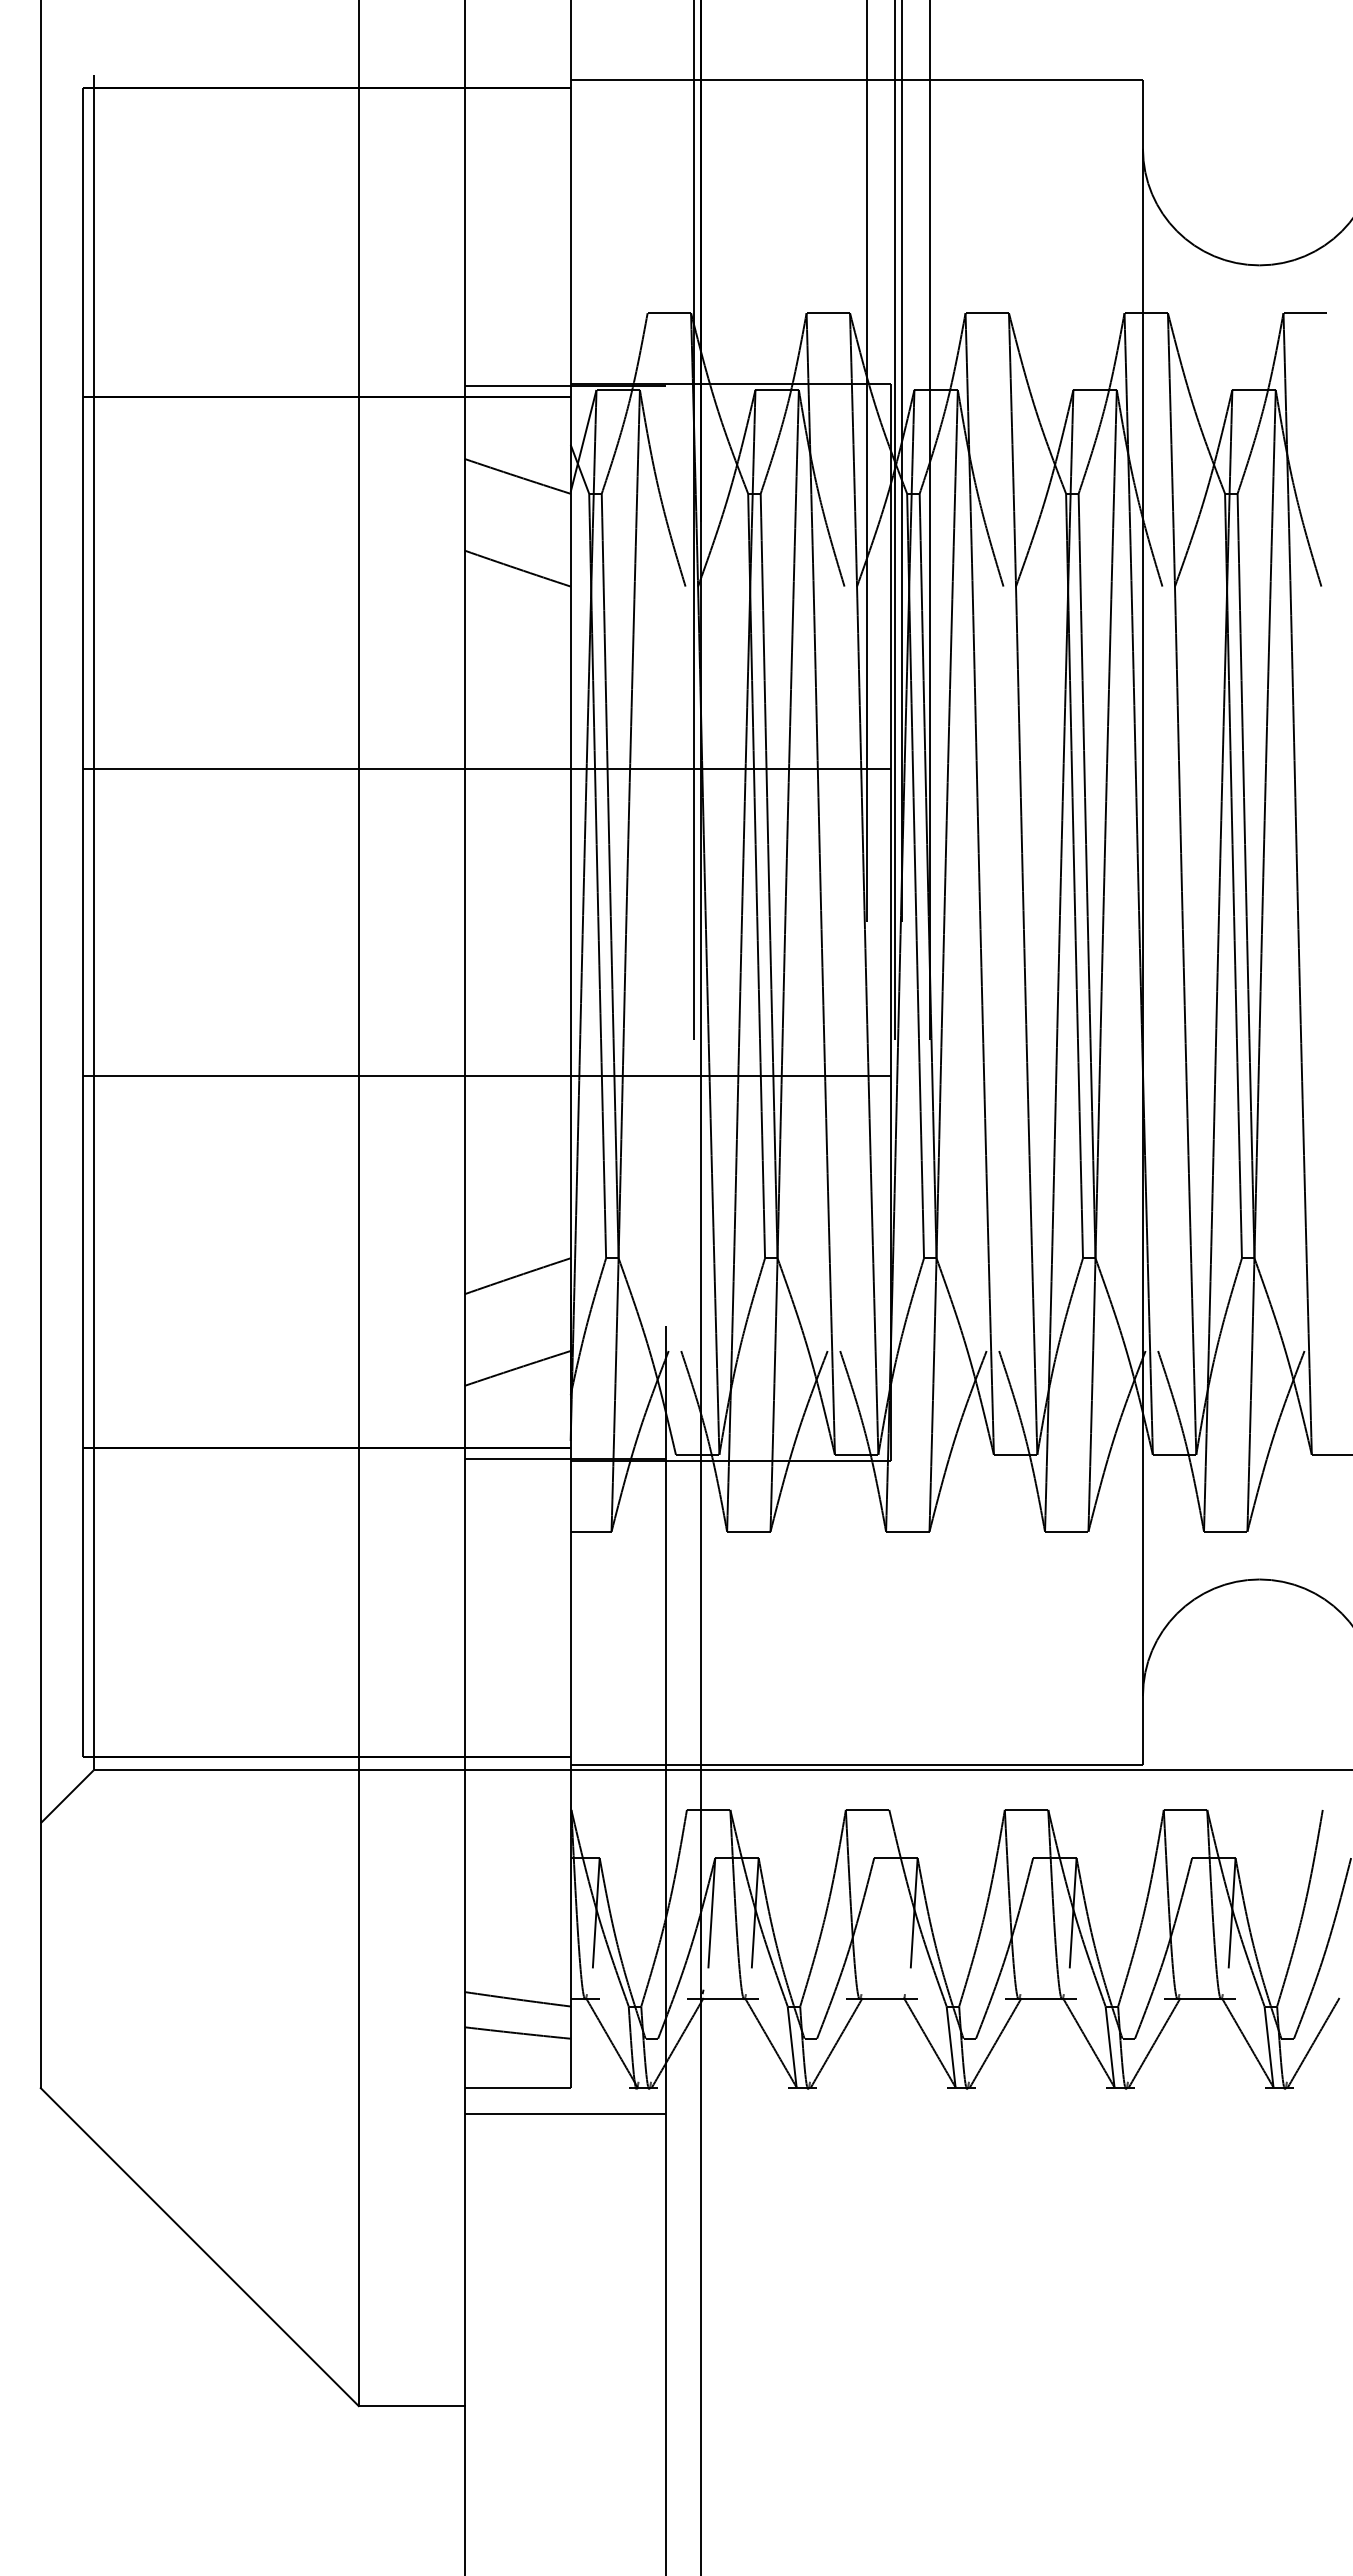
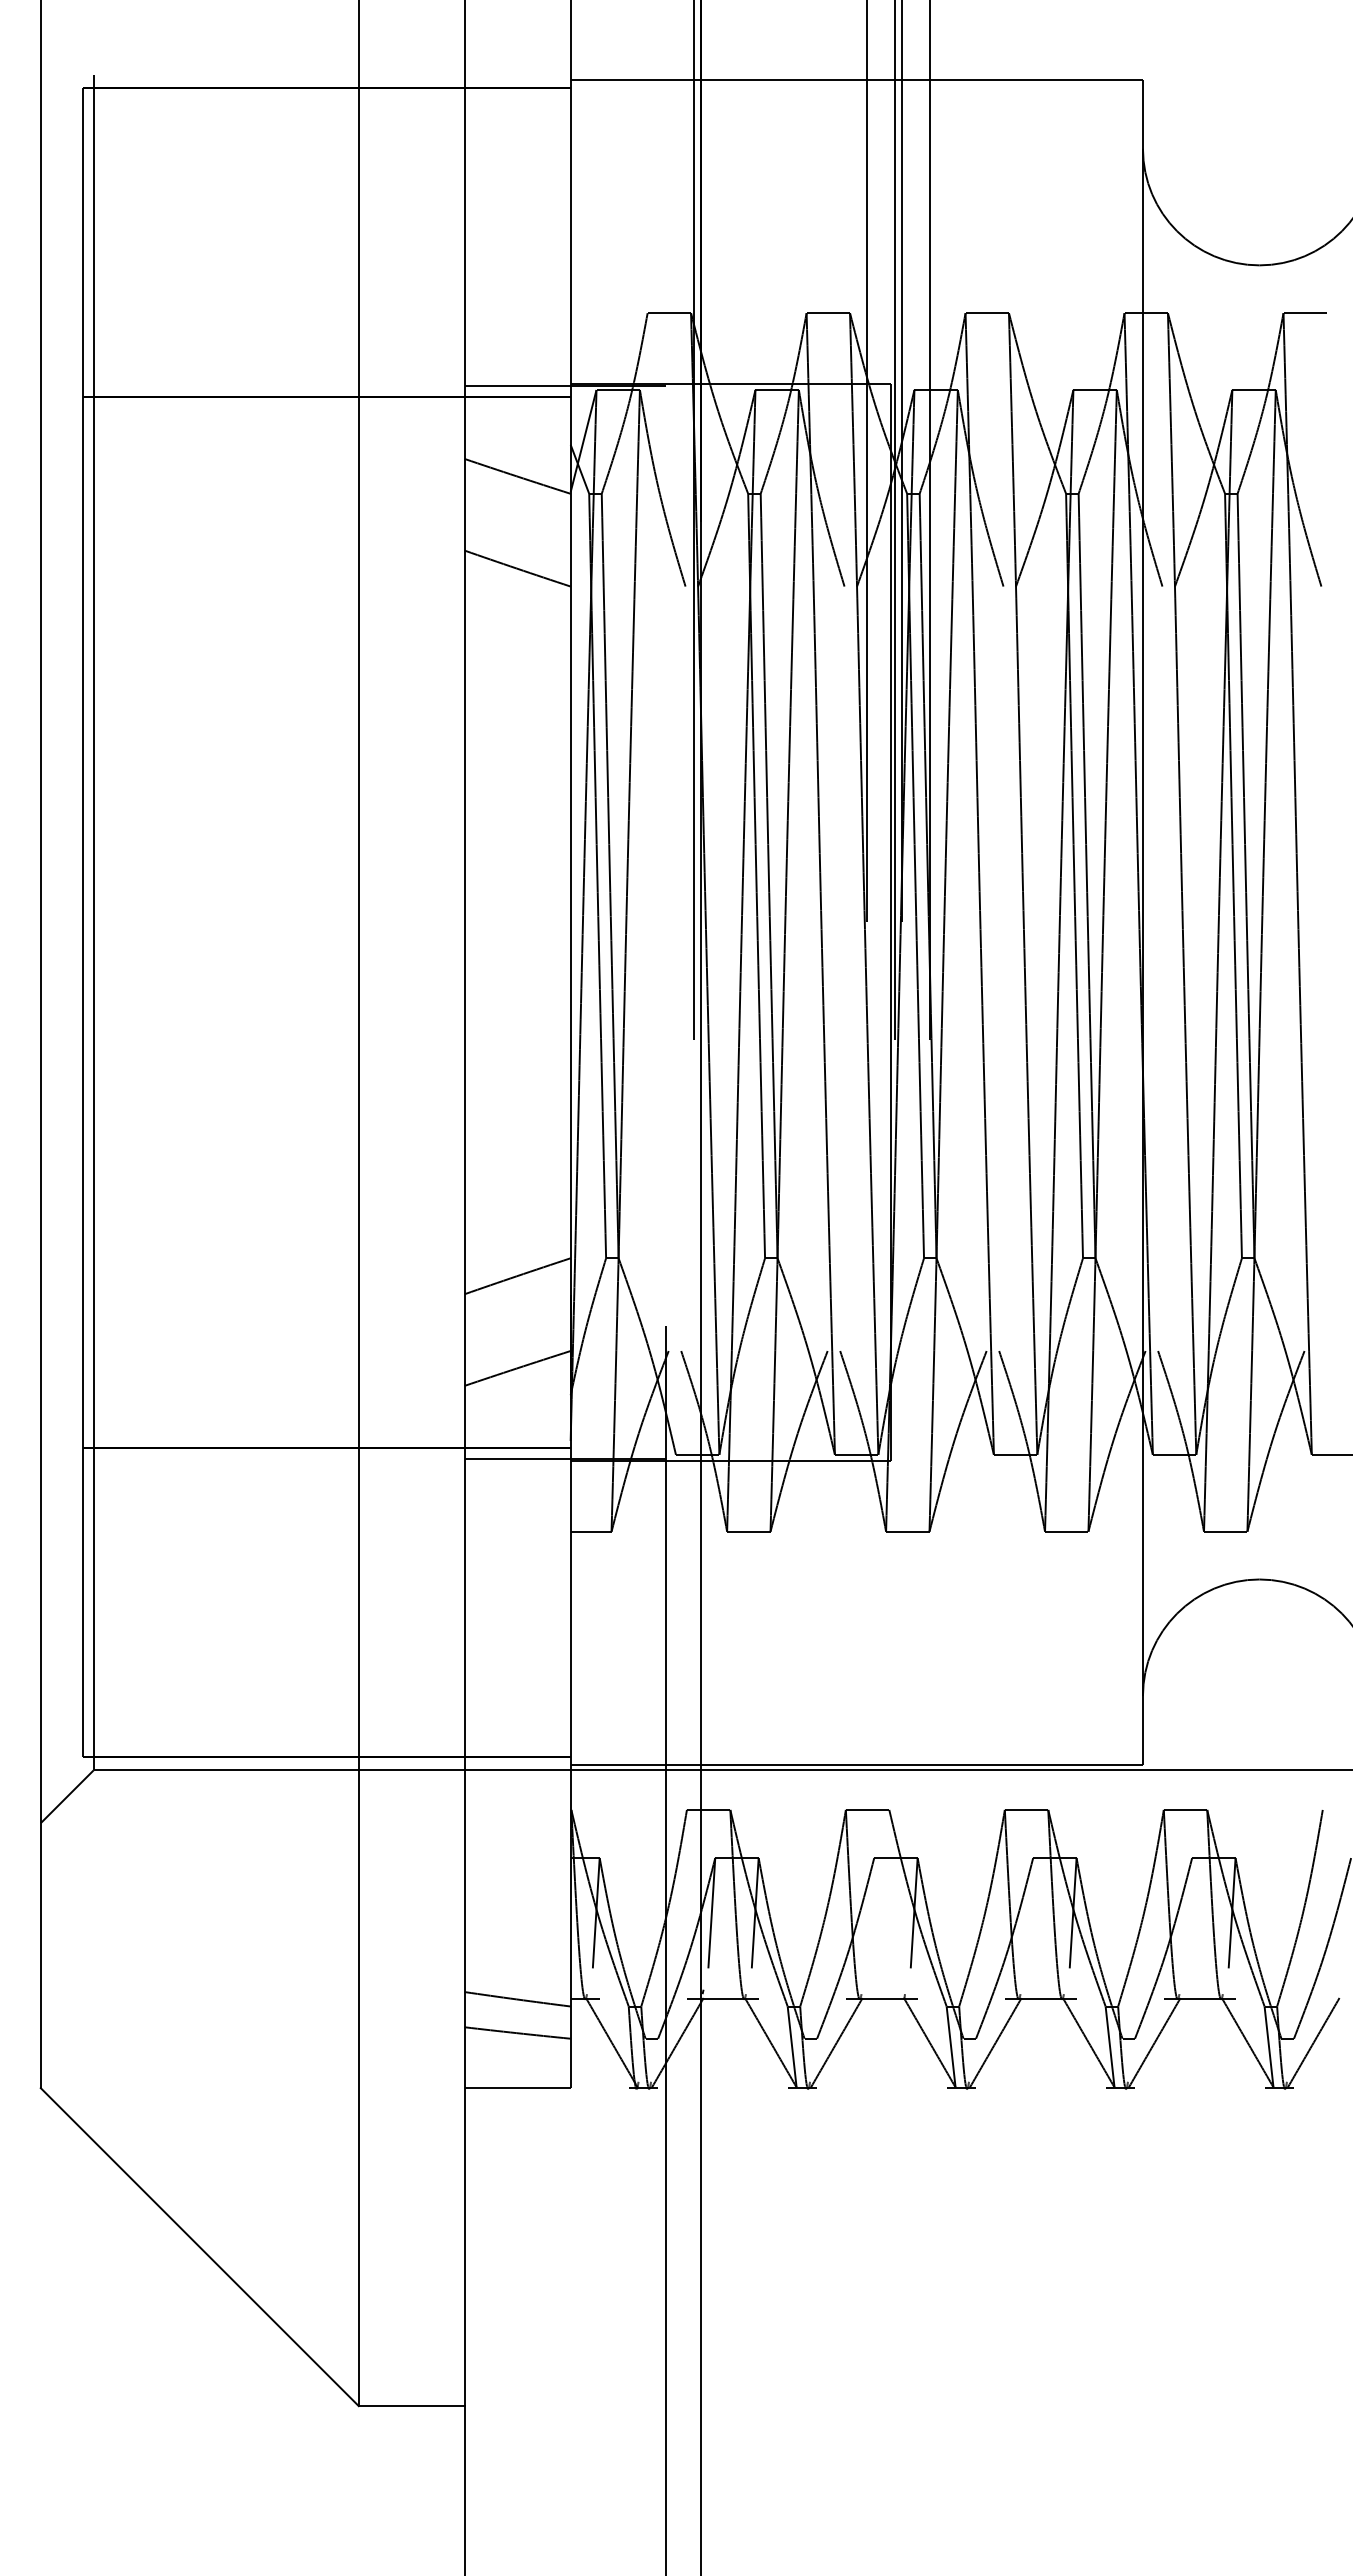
line: present -> none (486, 769)
line: present -> none (486, 1075)
line: present -> none (564, 2113)
